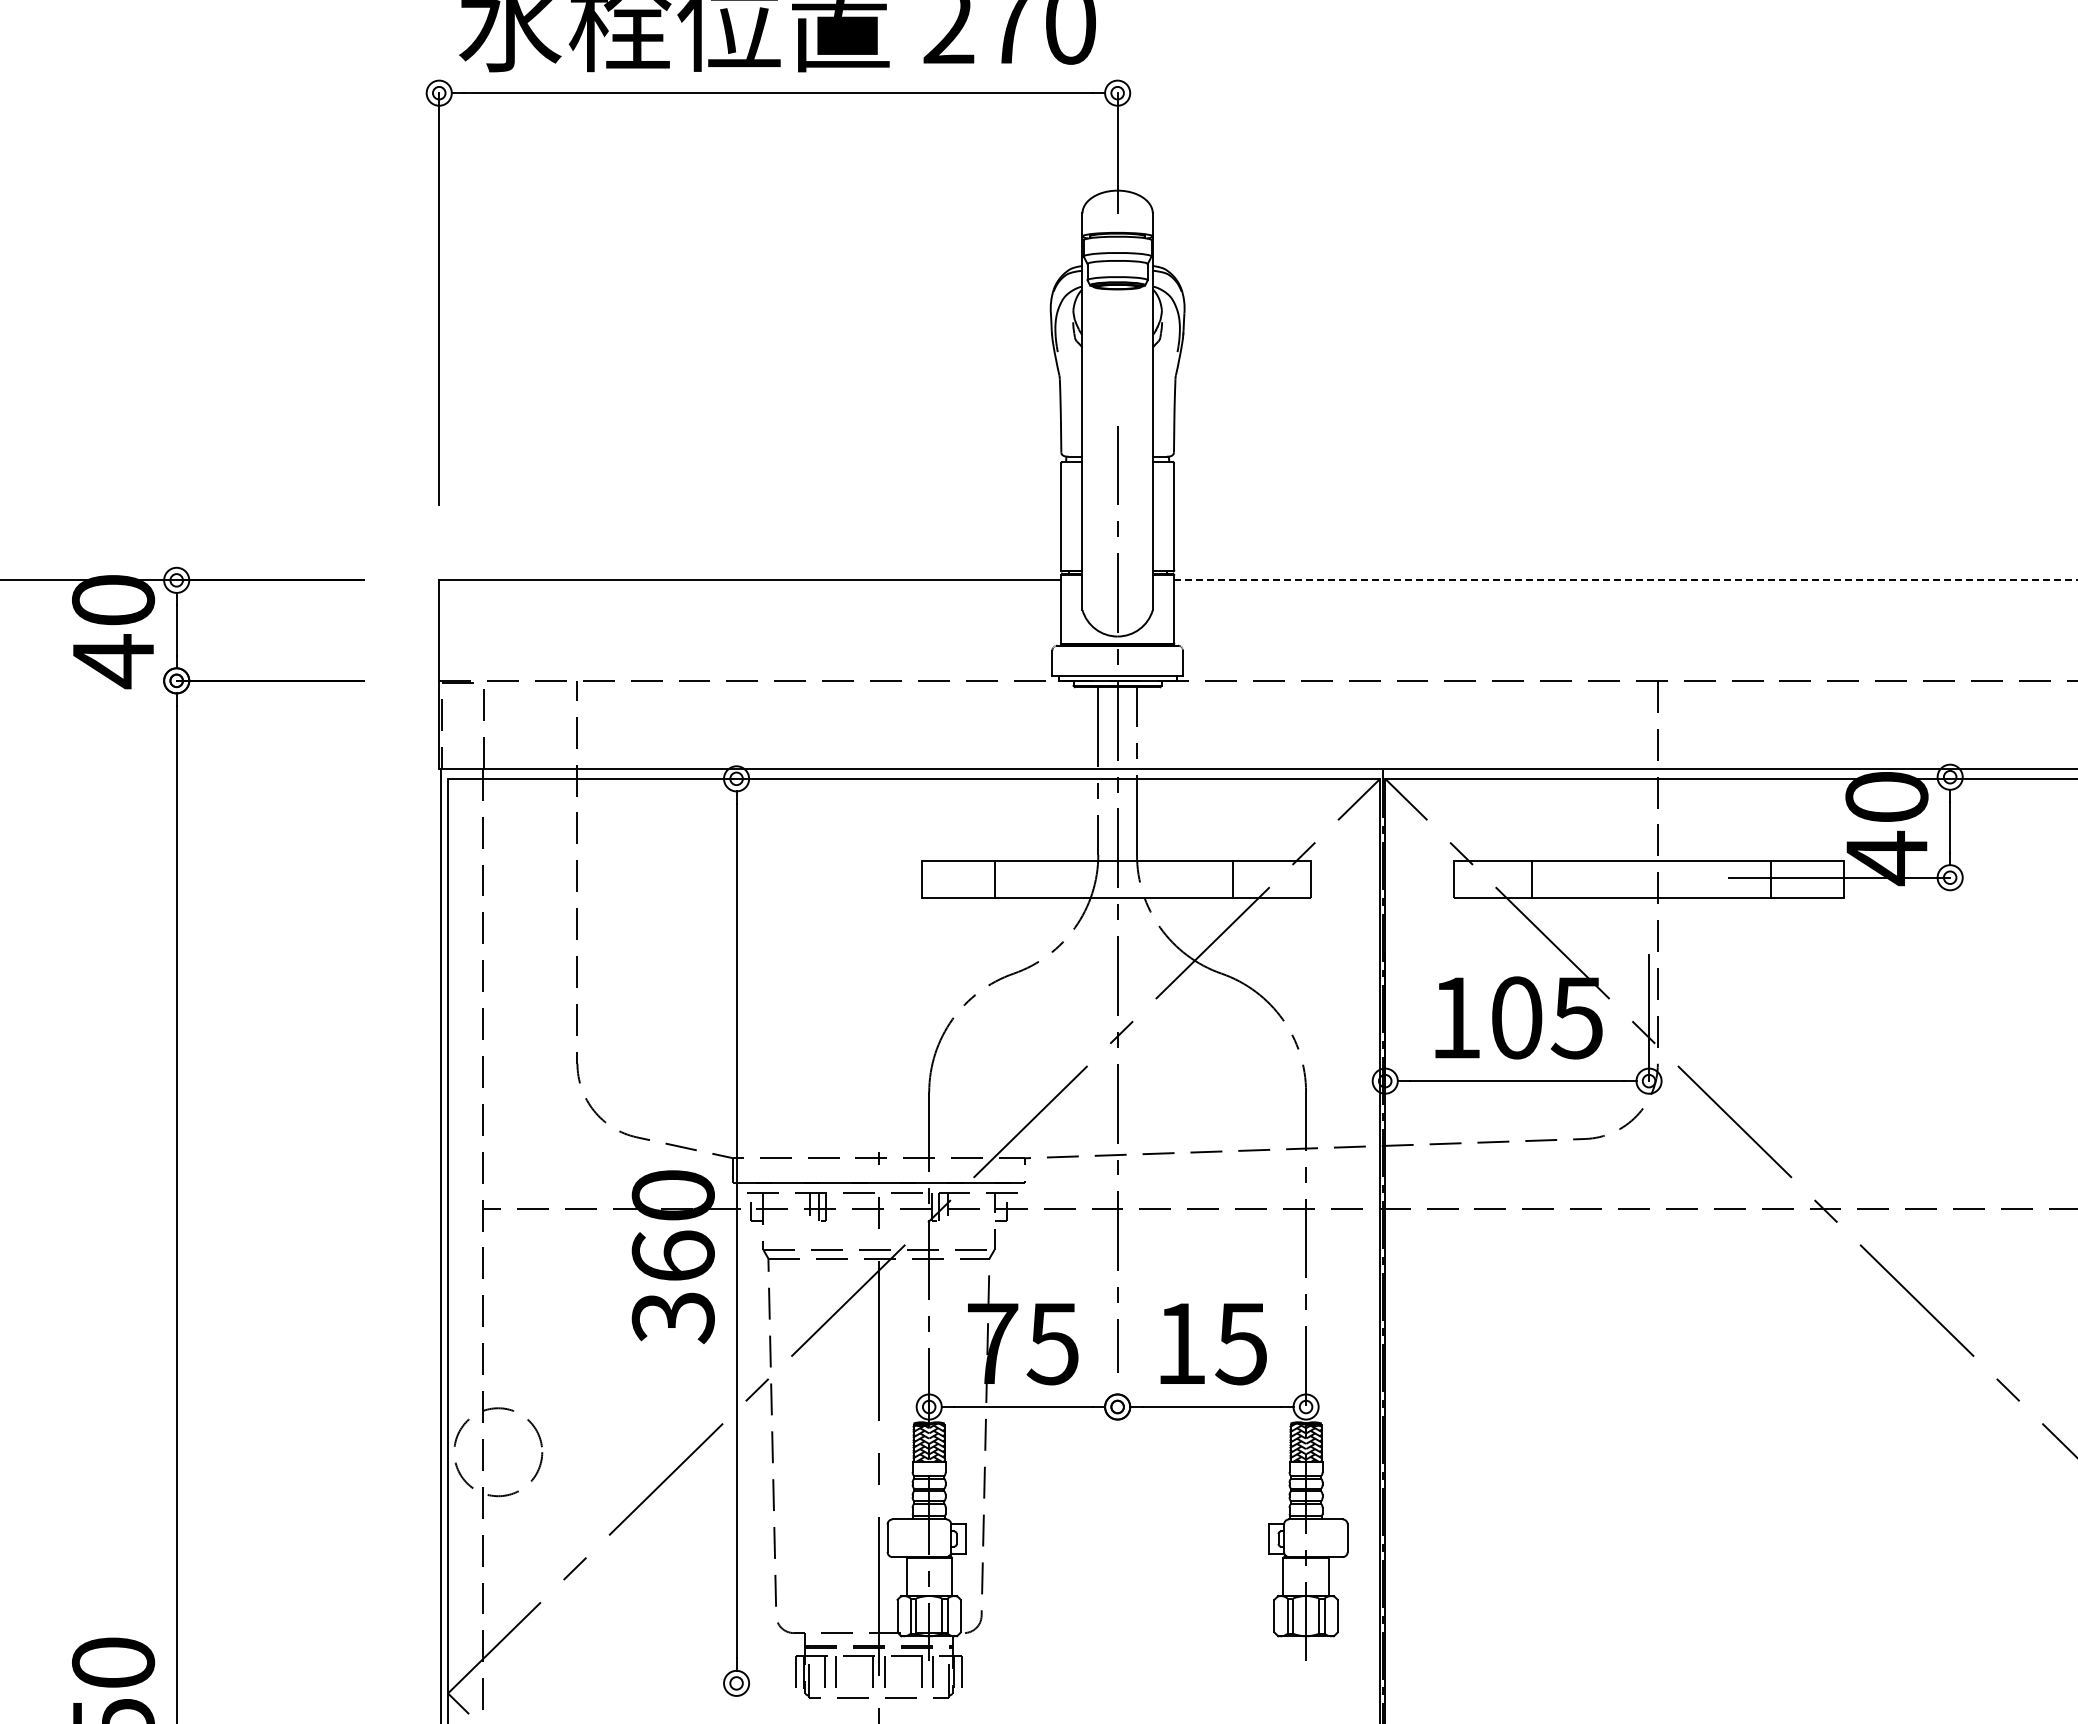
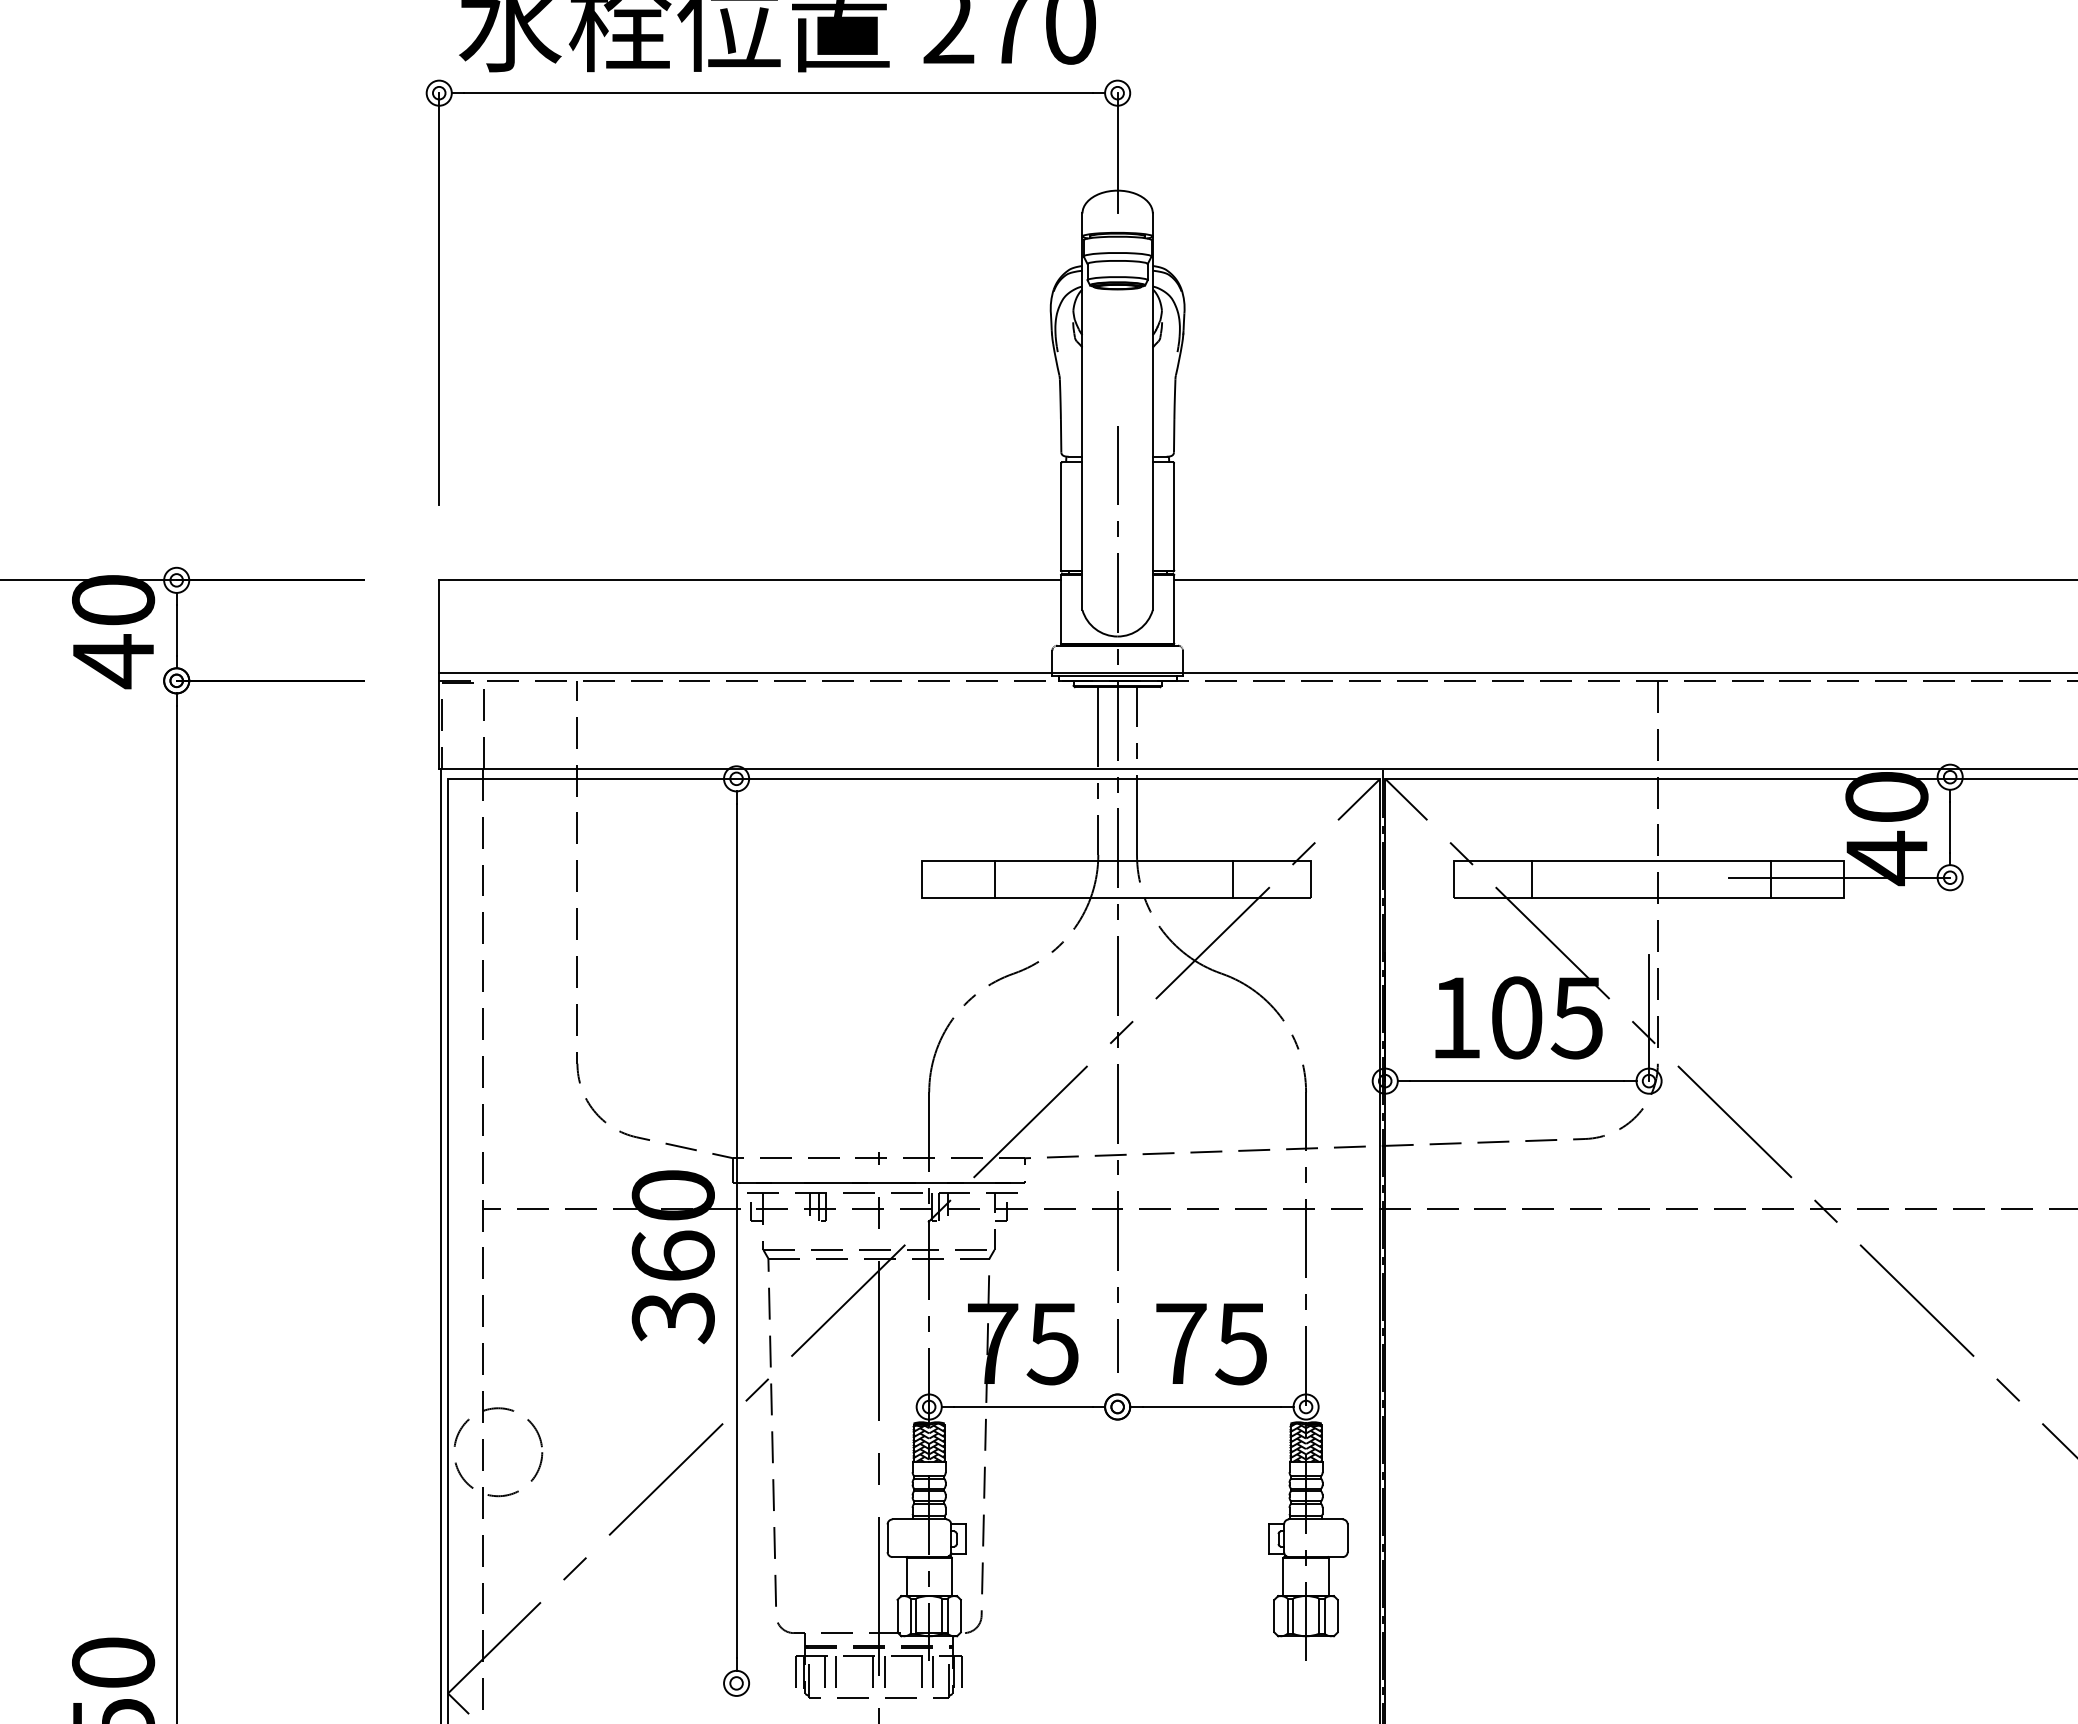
line: dashed -> solid (1626, 580)
line: none -> present (1256, 673)
text: 15 -> 75 (1181, 1343)
